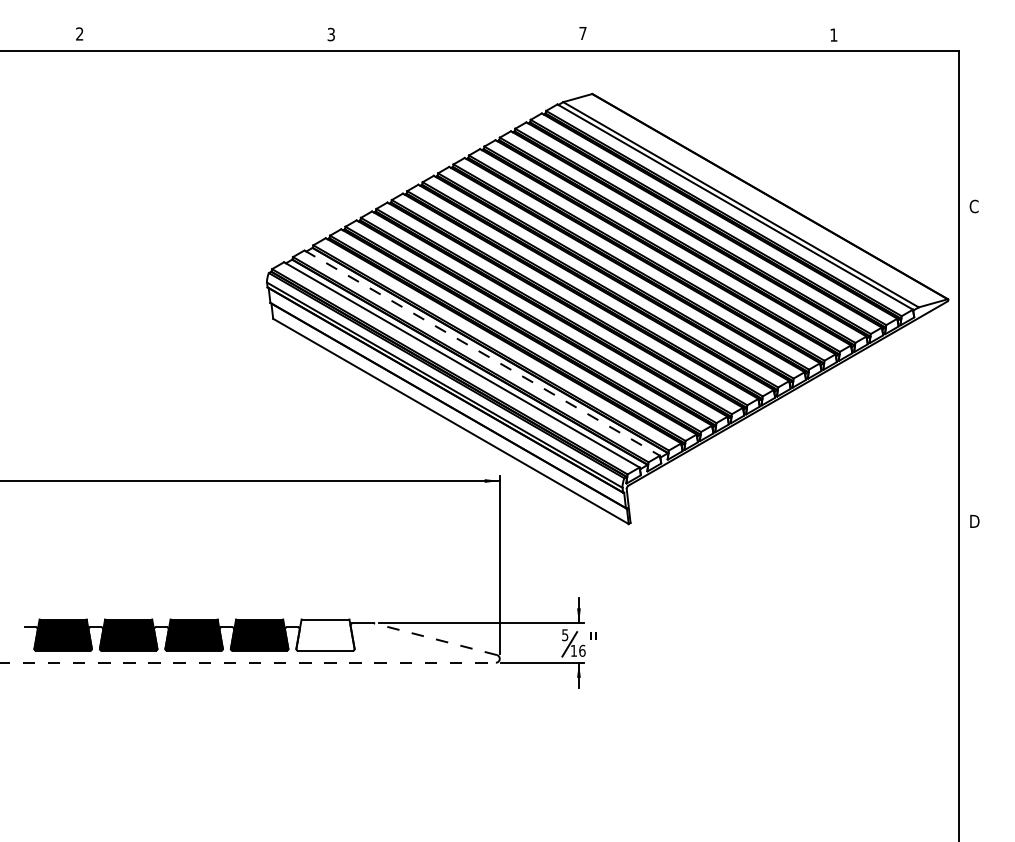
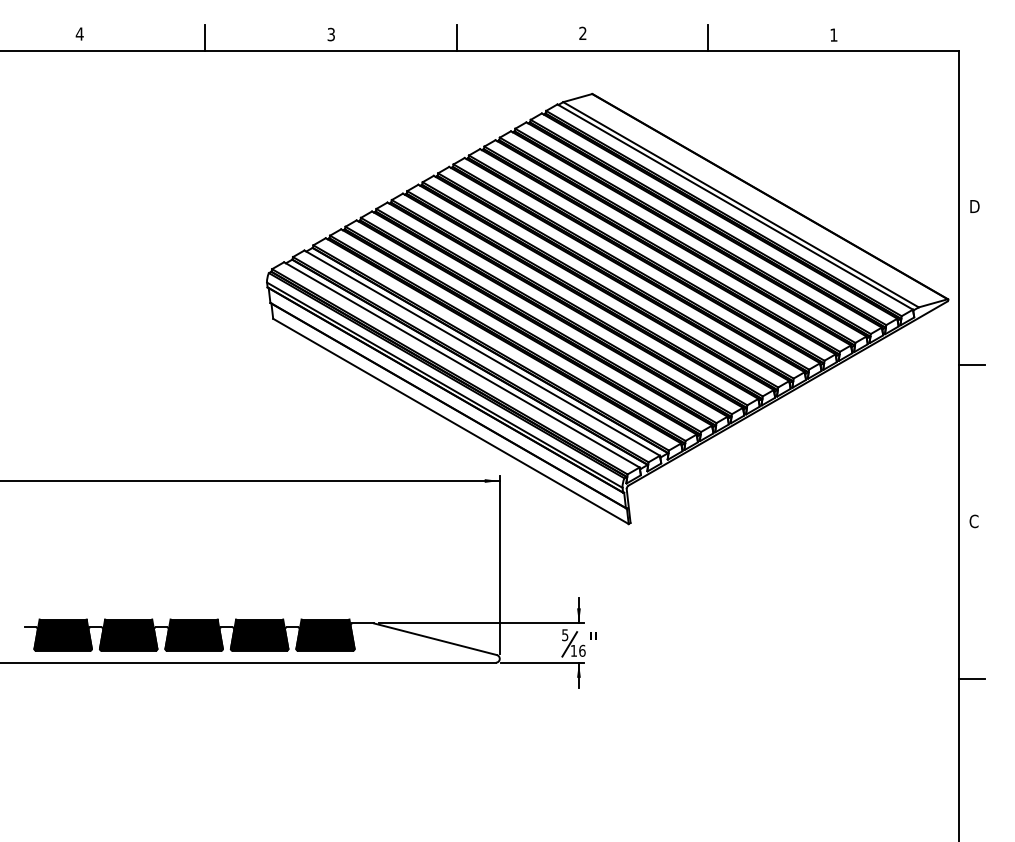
text: 7 -> 2 (582, 32)
text: 2 -> 4 (79, 33)
line: none -> present (205, 37)
line: none -> present (456, 37)
line: none -> present (708, 37)
text: C -> D (974, 206)
line: dashed -> solid (482, 353)
line: none -> present (971, 364)
text: D -> C (974, 521)
fill: none -> present (325, 634)
line: dashed -> solid (435, 639)
line: dashed -> solid (248, 662)
line: none -> present (971, 678)
